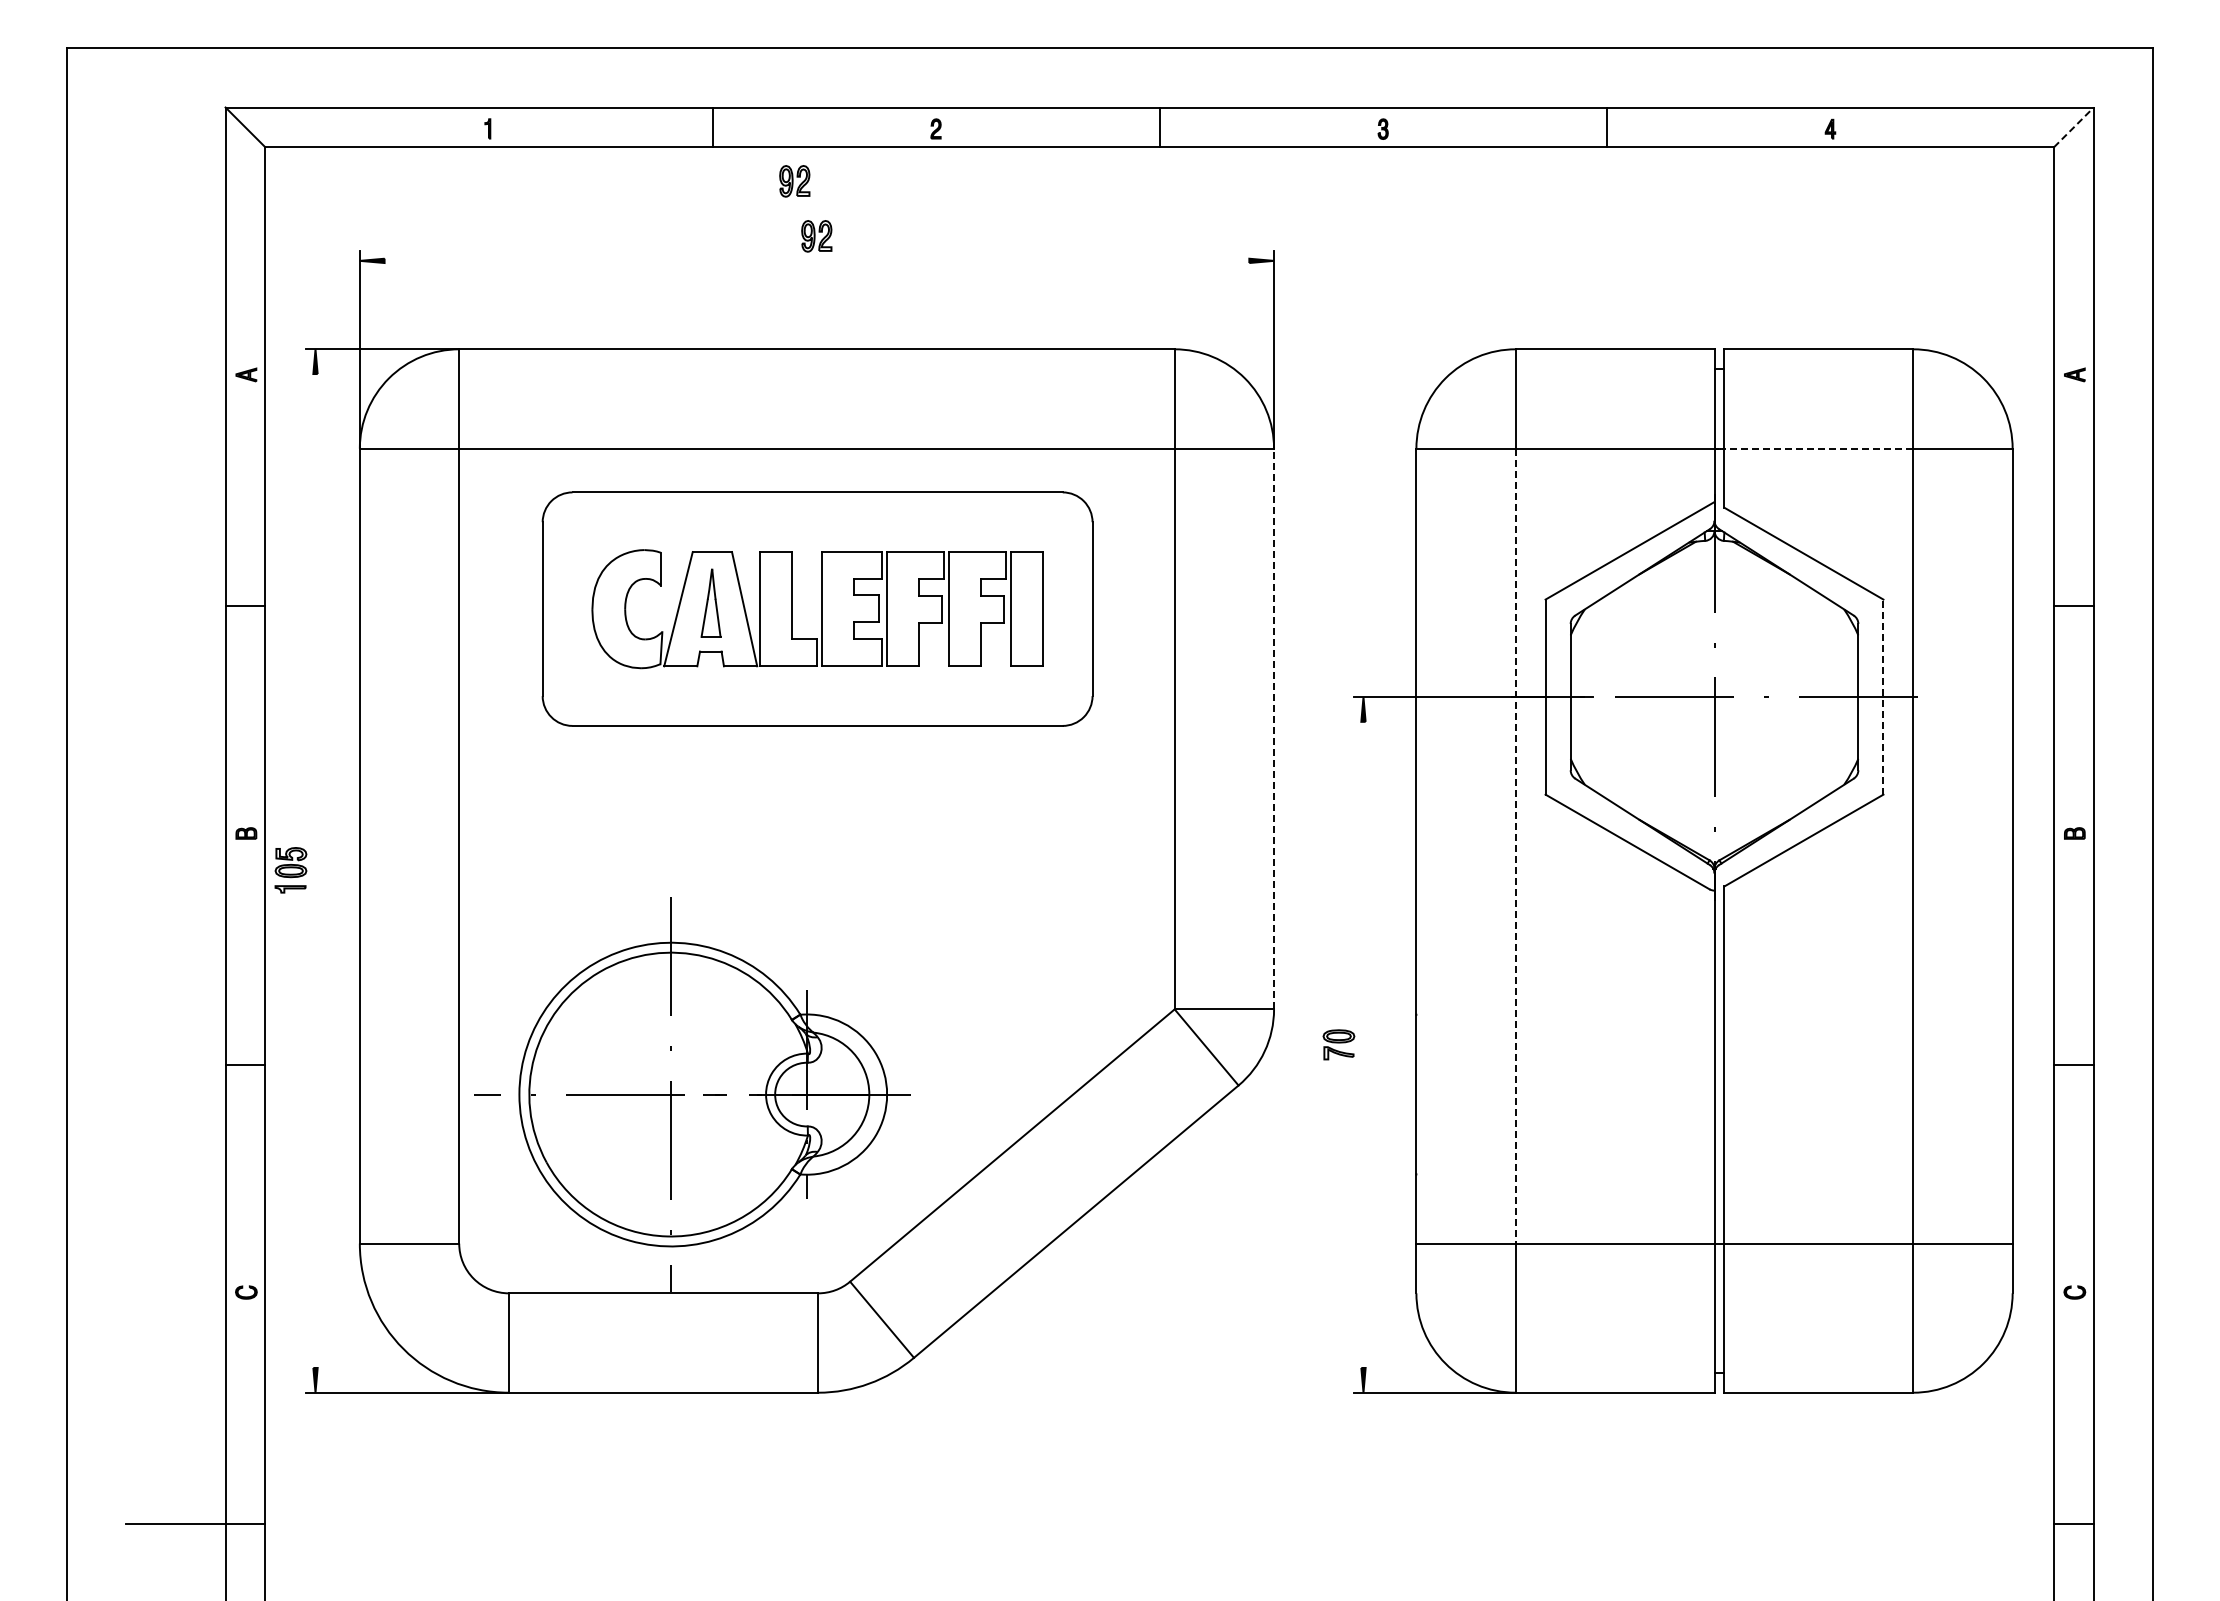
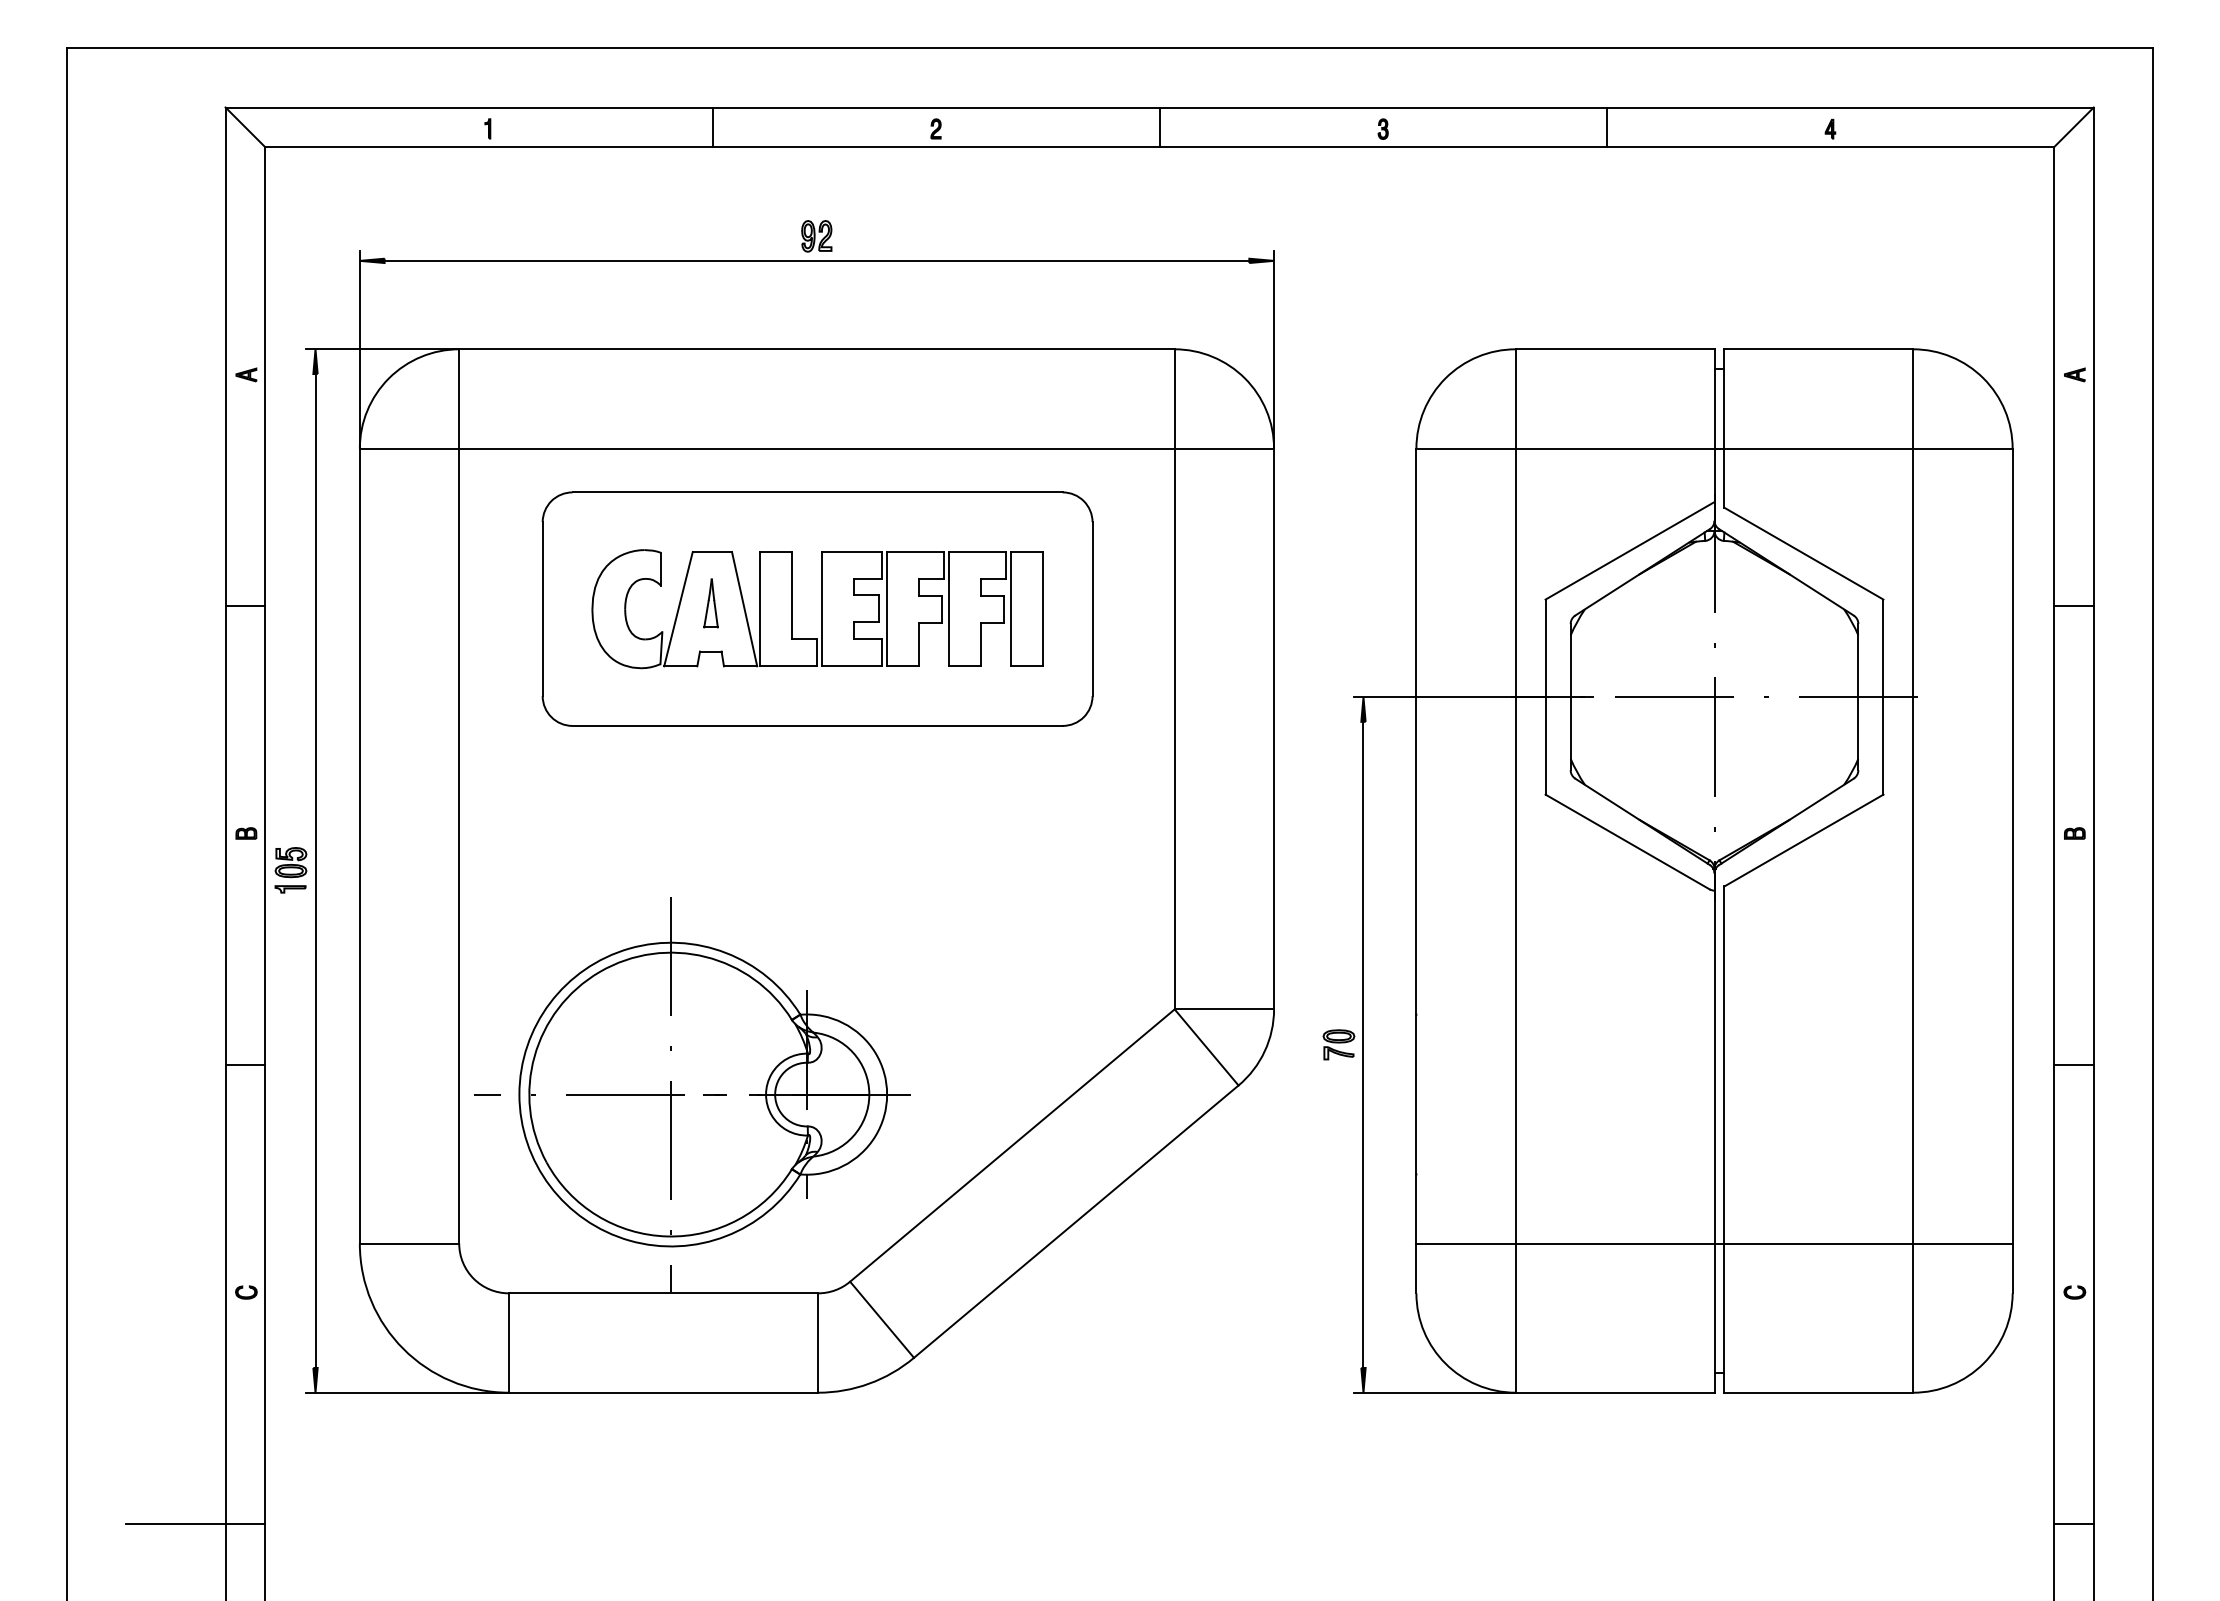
line: dashed -> solid (2074, 127)
part: present -> none (794, 181)
line: none -> present (816, 260)
line: dashed -> solid (1818, 448)
part size: 22x70 px -> 16x51 px (710, 603)
line: dashed -> solid (1883, 697)
line: dashed -> solid (1274, 728)
line: dashed -> solid (1515, 846)
line: none -> present (315, 870)
line: none -> present (1363, 1044)
